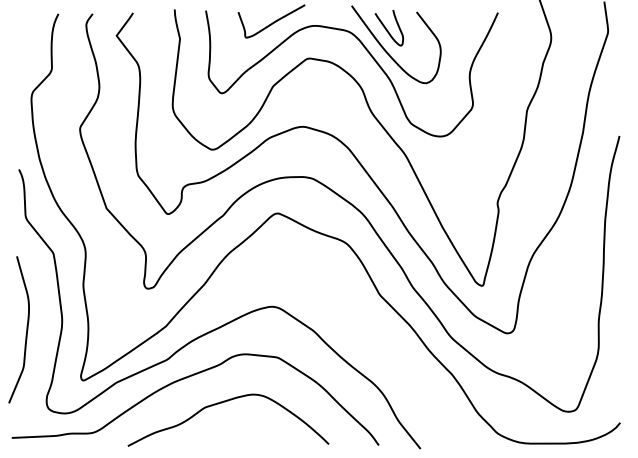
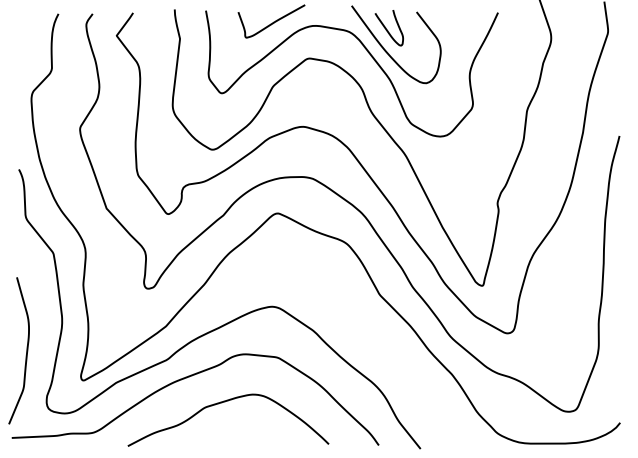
curve position: (26, 329) -> (26, 350) (26, 350)
